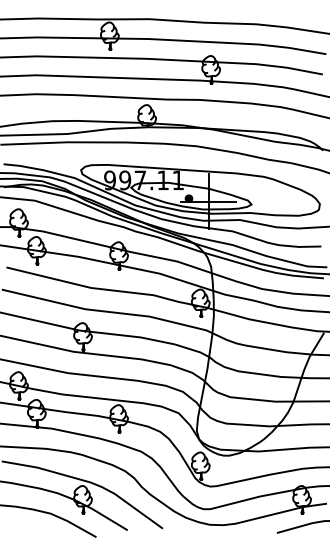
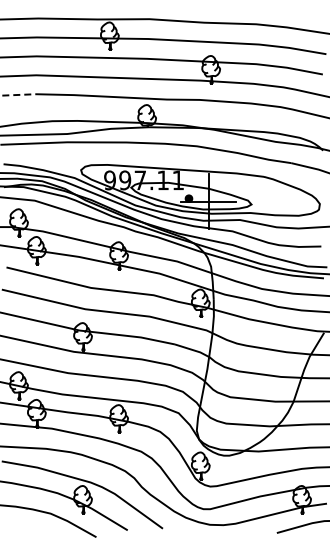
line: solid -> dashed (18, 94)
